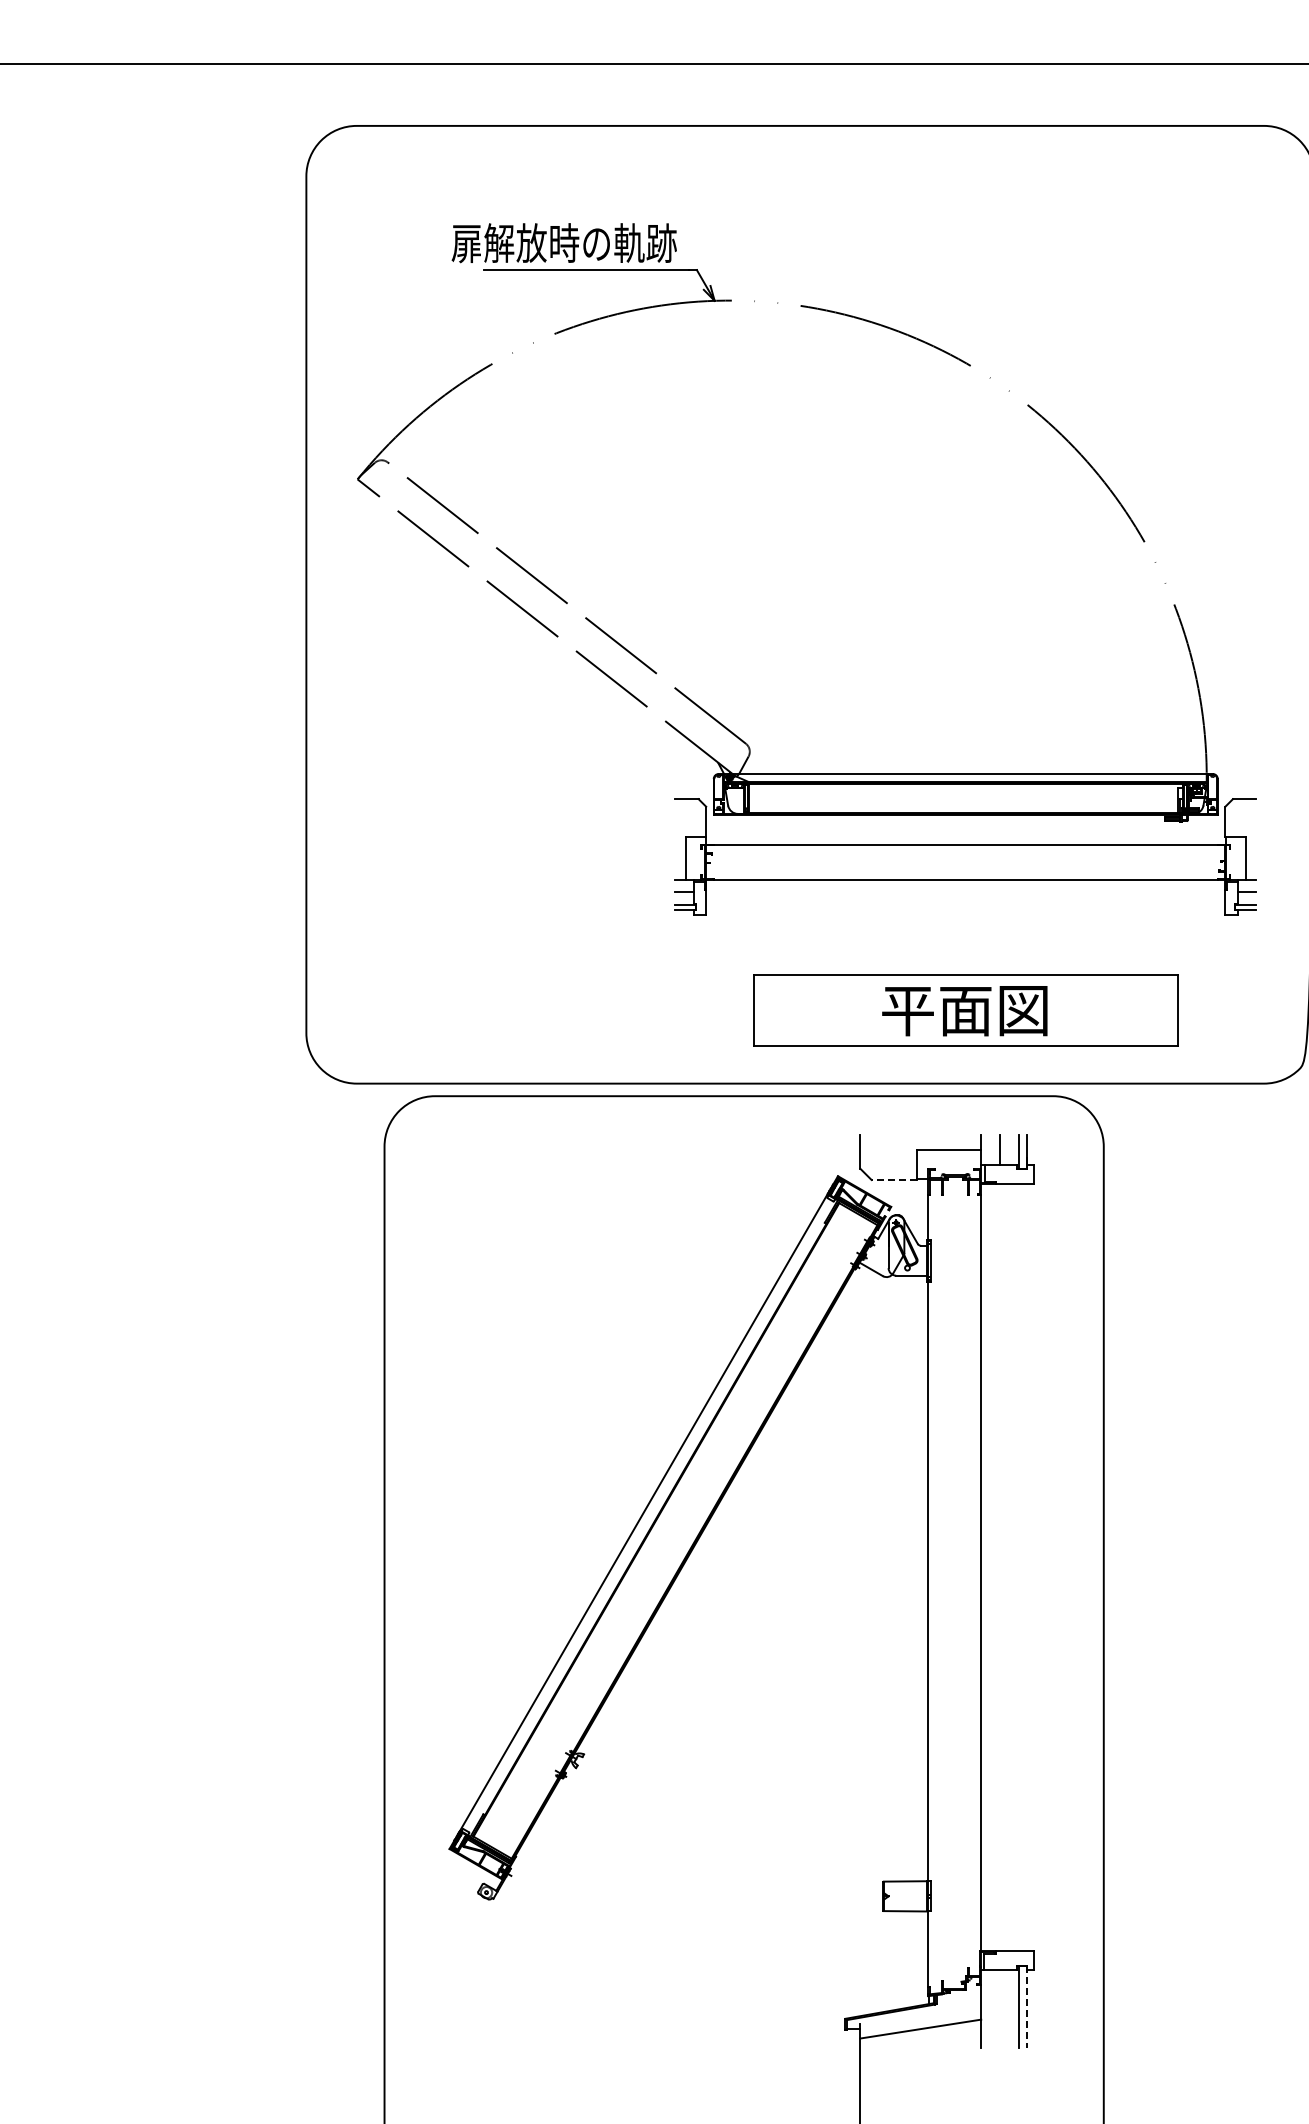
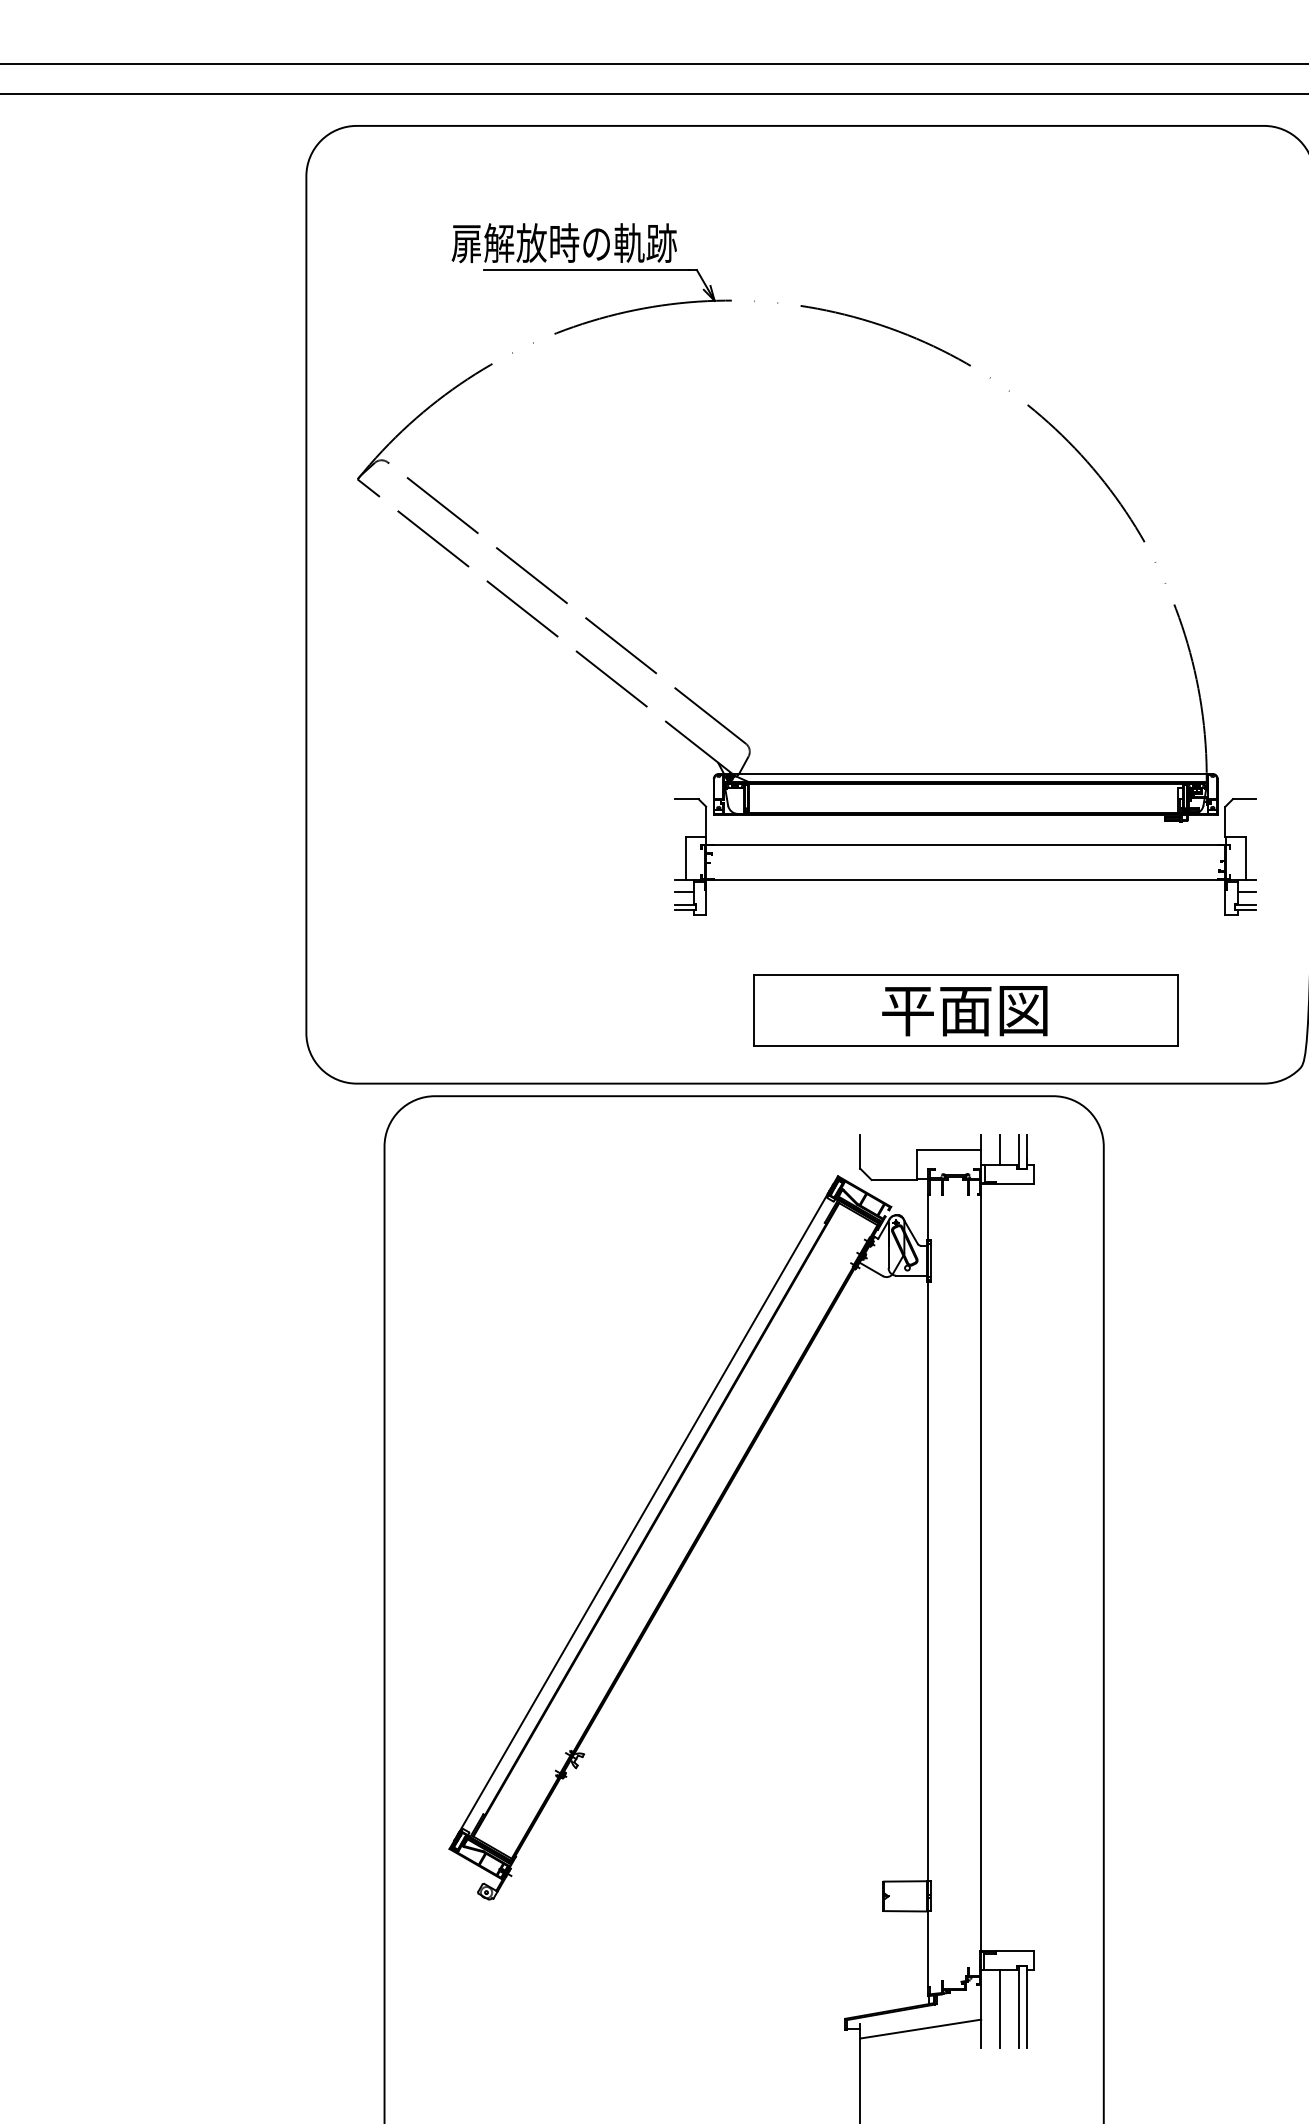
line: none -> present (653, 93)
line: dashed -> solid (894, 1179)
line: dashed -> solid (1026, 2007)
line: none -> present (1000, 2009)
